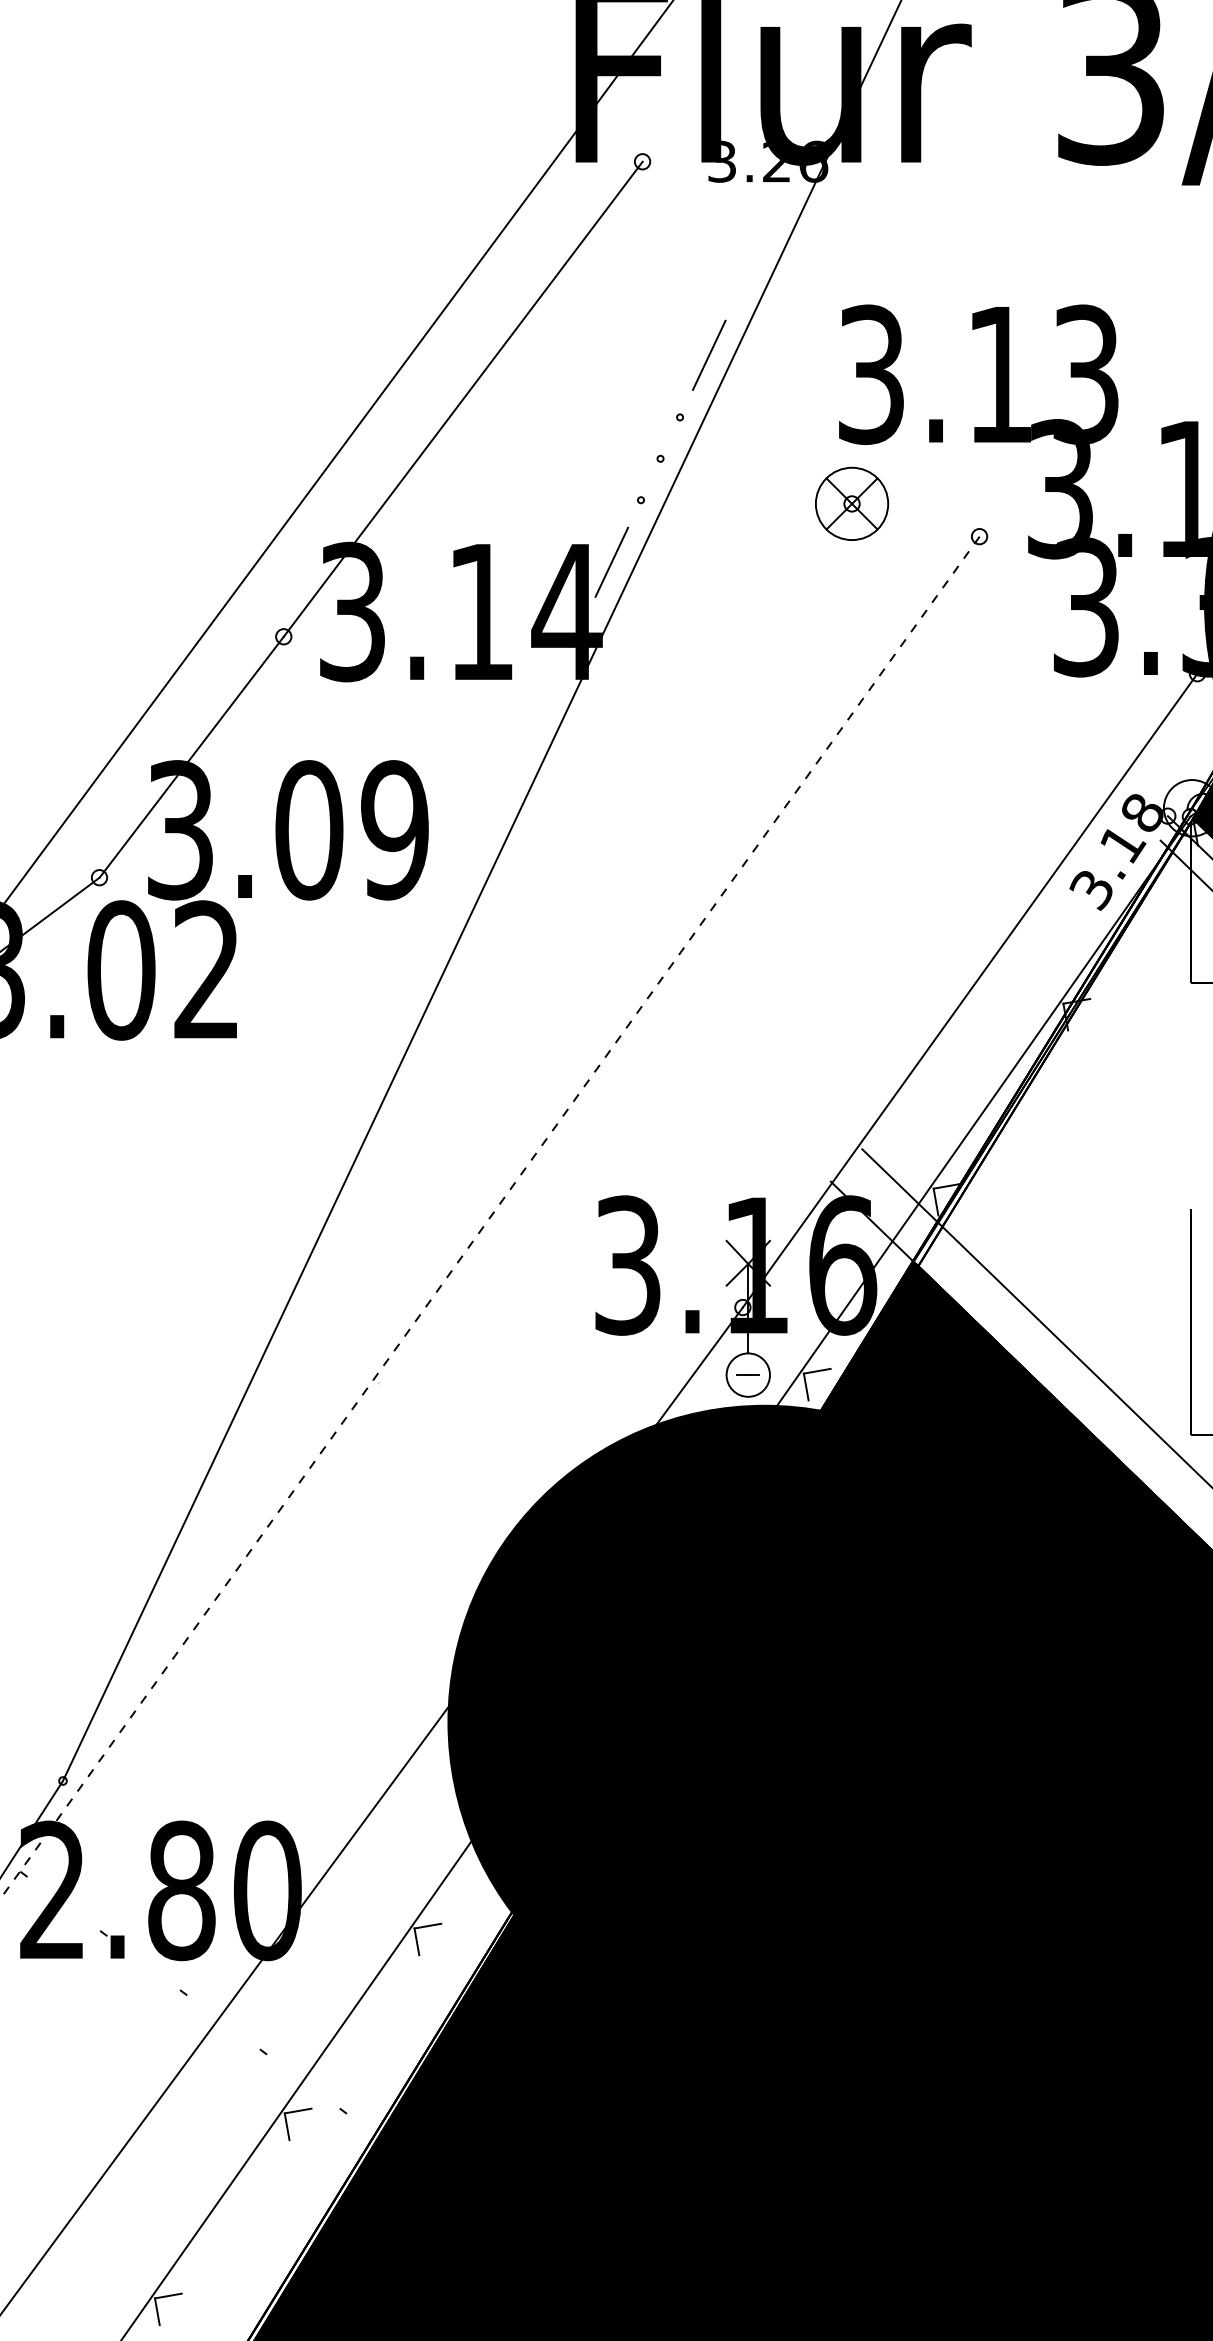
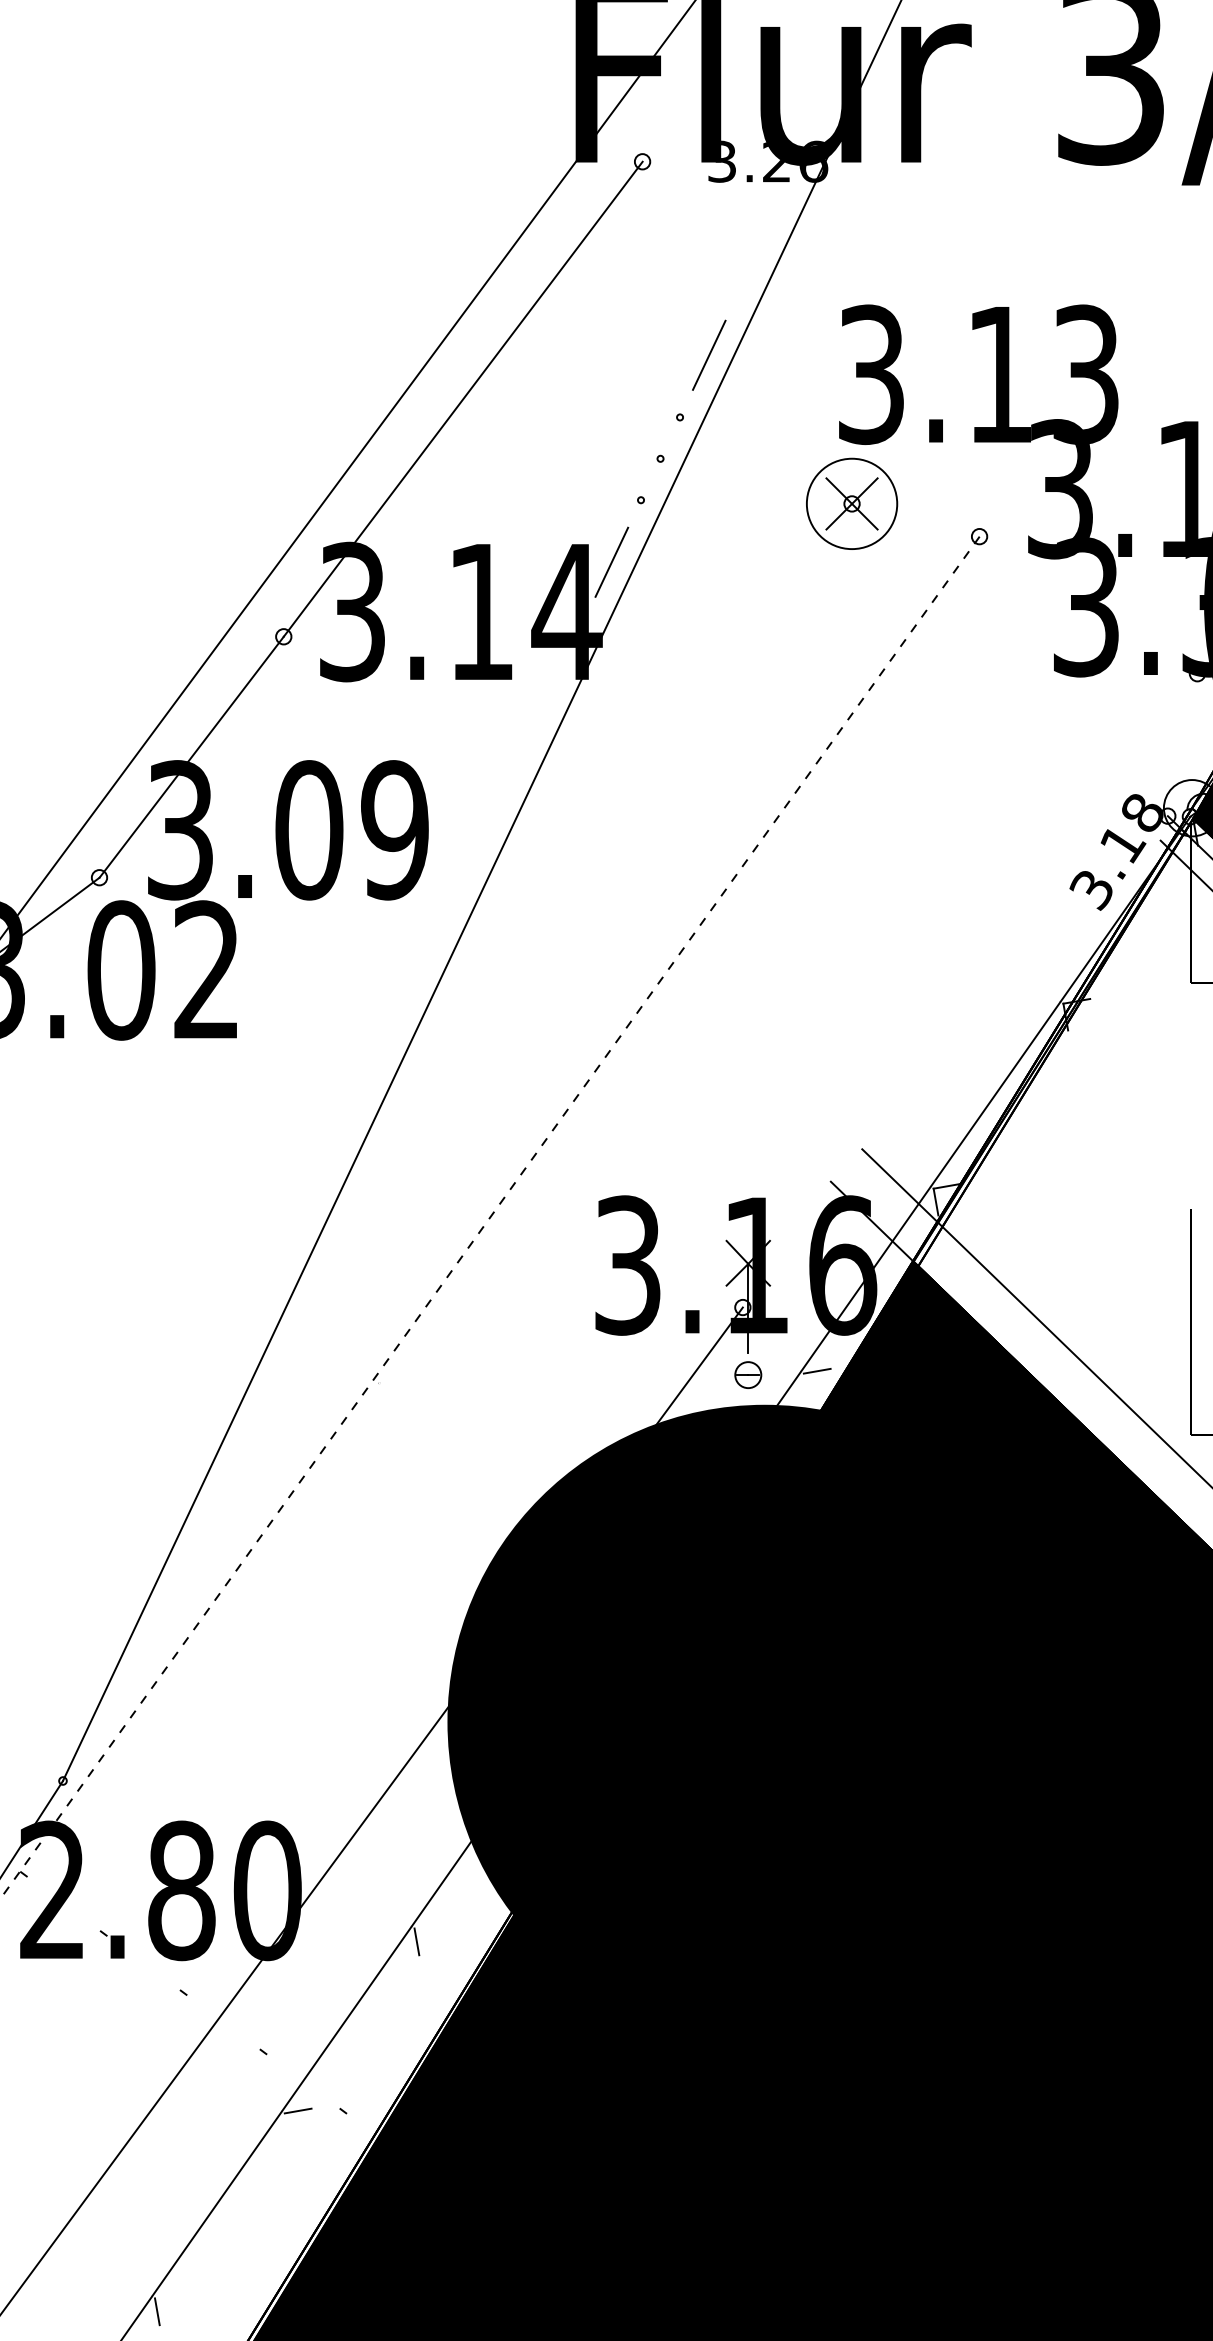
line position: (337, 454) -> (347, 468) (347, 468)
circle diameter: 72 px -> 90 px (851, 503)
line: present -> none (969, 990)
circle diameter: 43 px -> 26 px (748, 1375)
line: present -> none (805, 1386)
line: present -> none (427, 1925)
line: present -> none (286, 2126)
line: present -> none (168, 2295)
